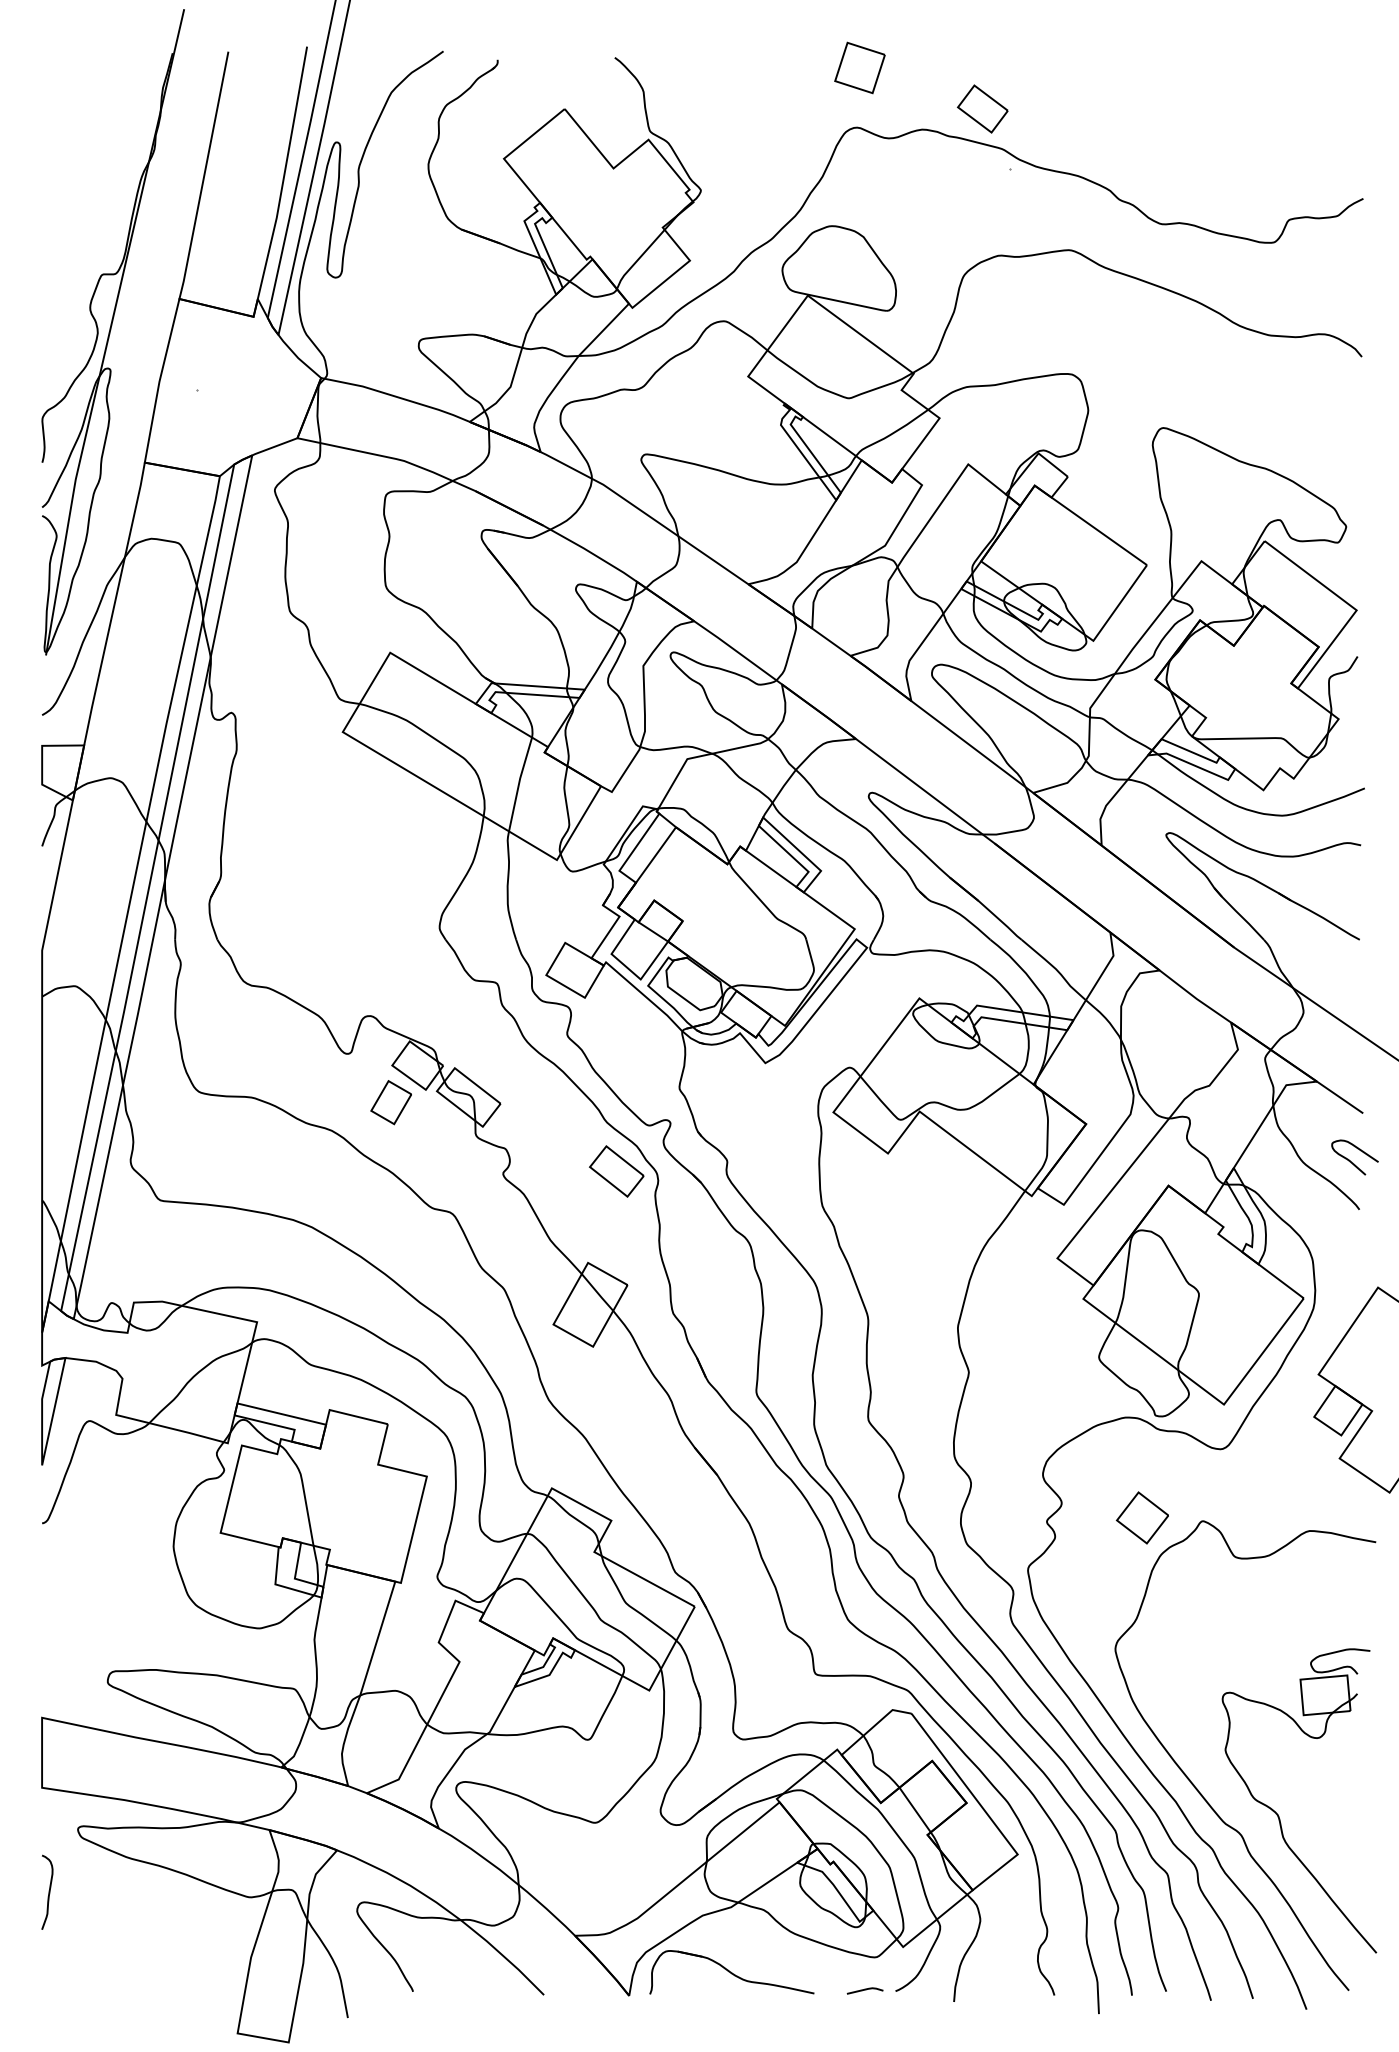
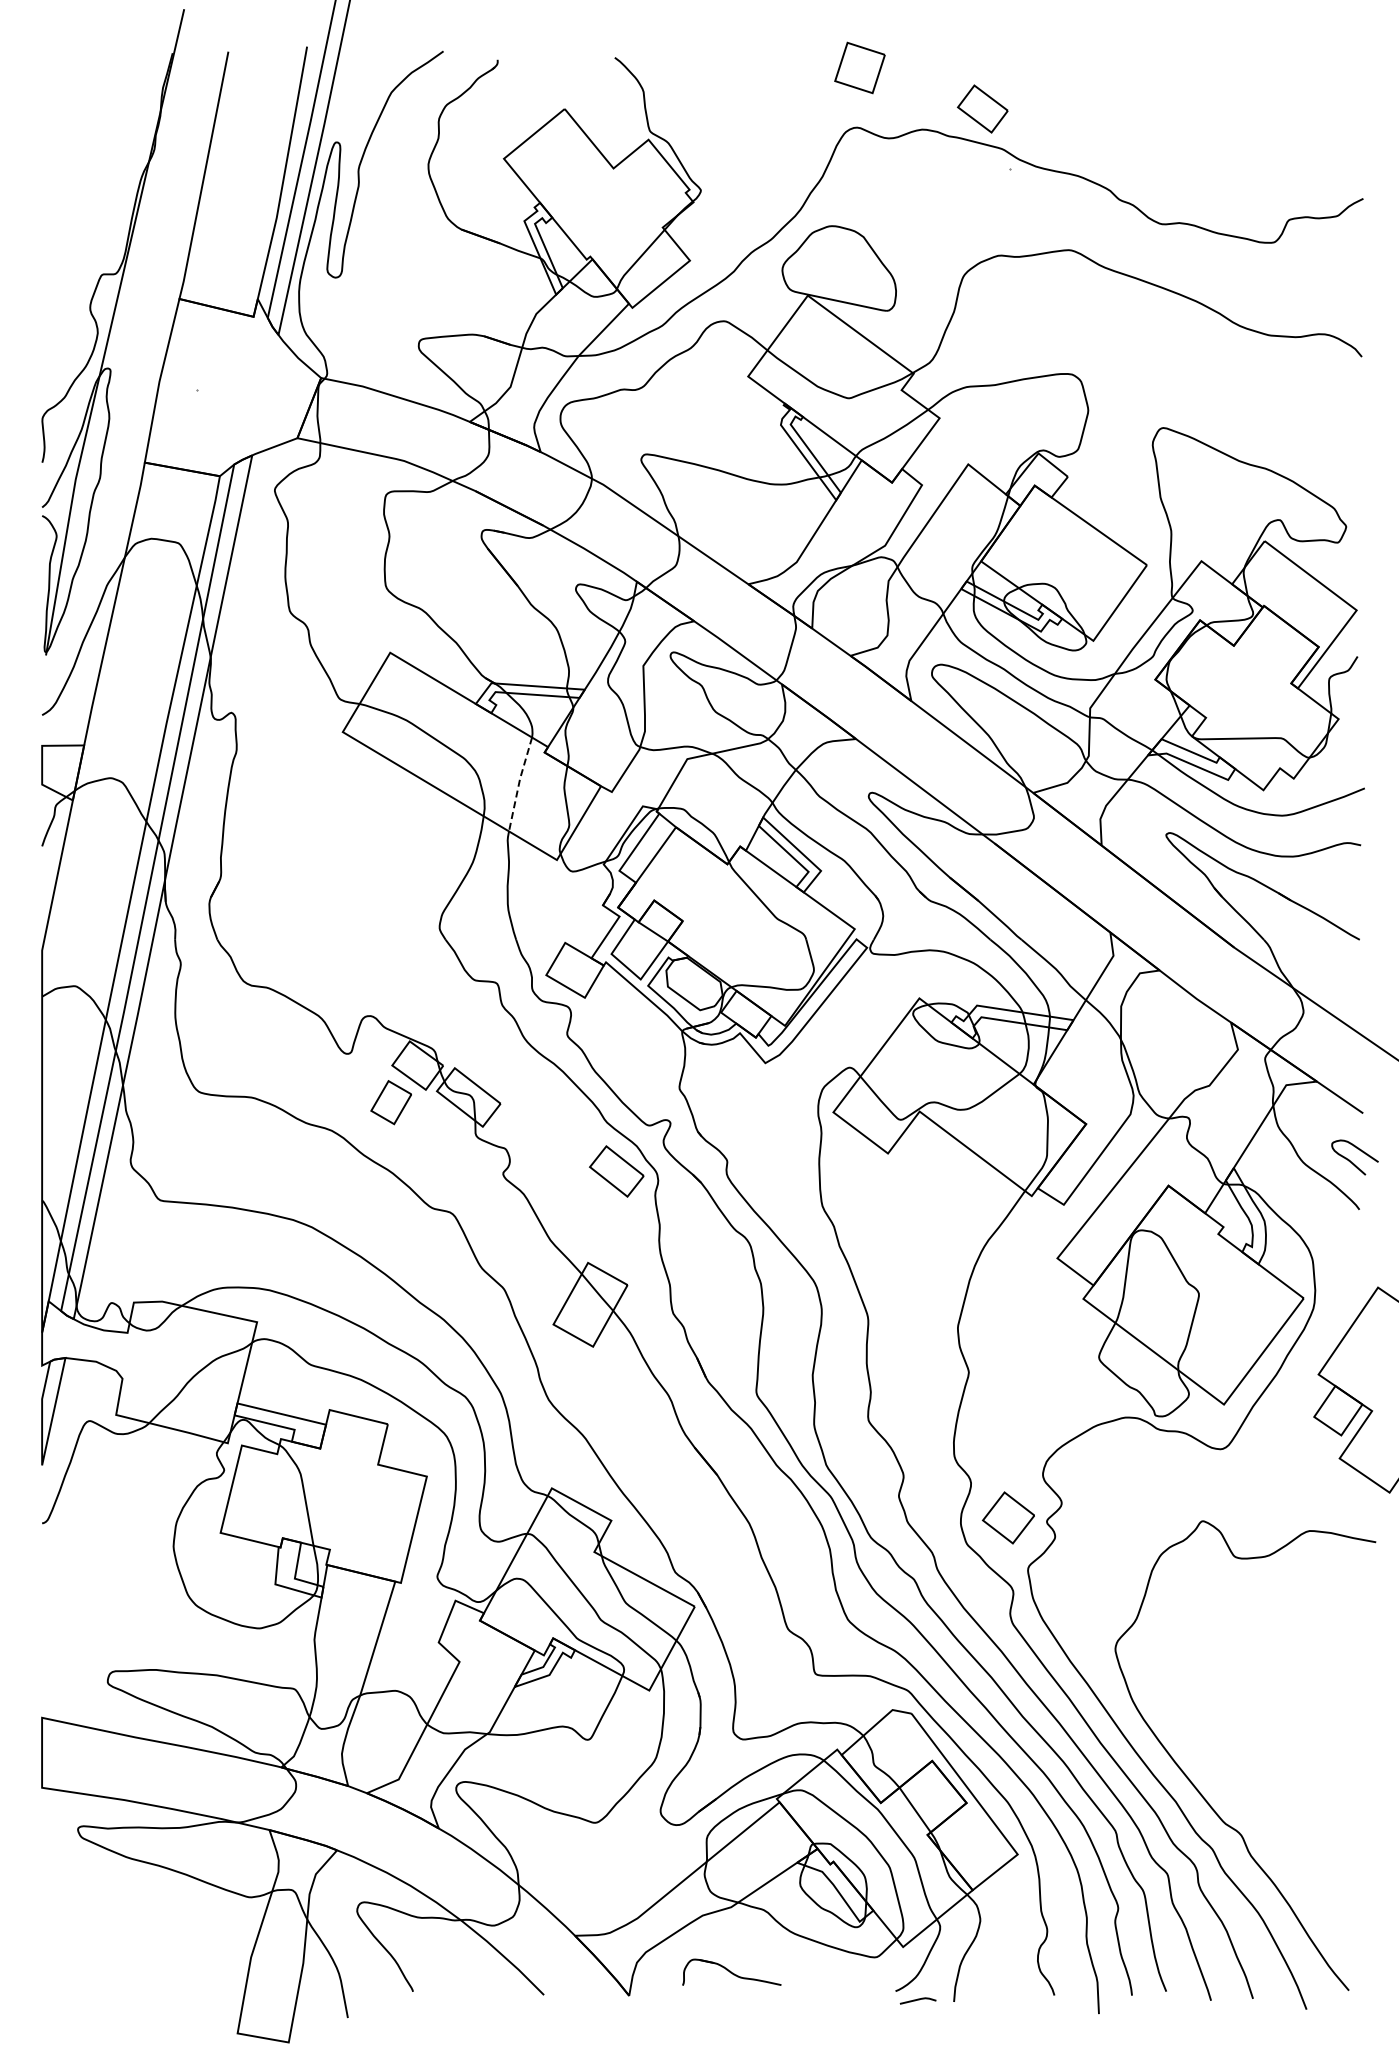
line: solid -> dashed (518, 784)
part position: (1141, 1517) -> (1007, 1517) (1007, 1517)
part: present -> none (1278, 1814)
curve: present -> none (48, 1891)
part size: 166x45 px -> 100x28 px (731, 1971)
line position: (864, 1990) -> (917, 2000) (917, 2000)
